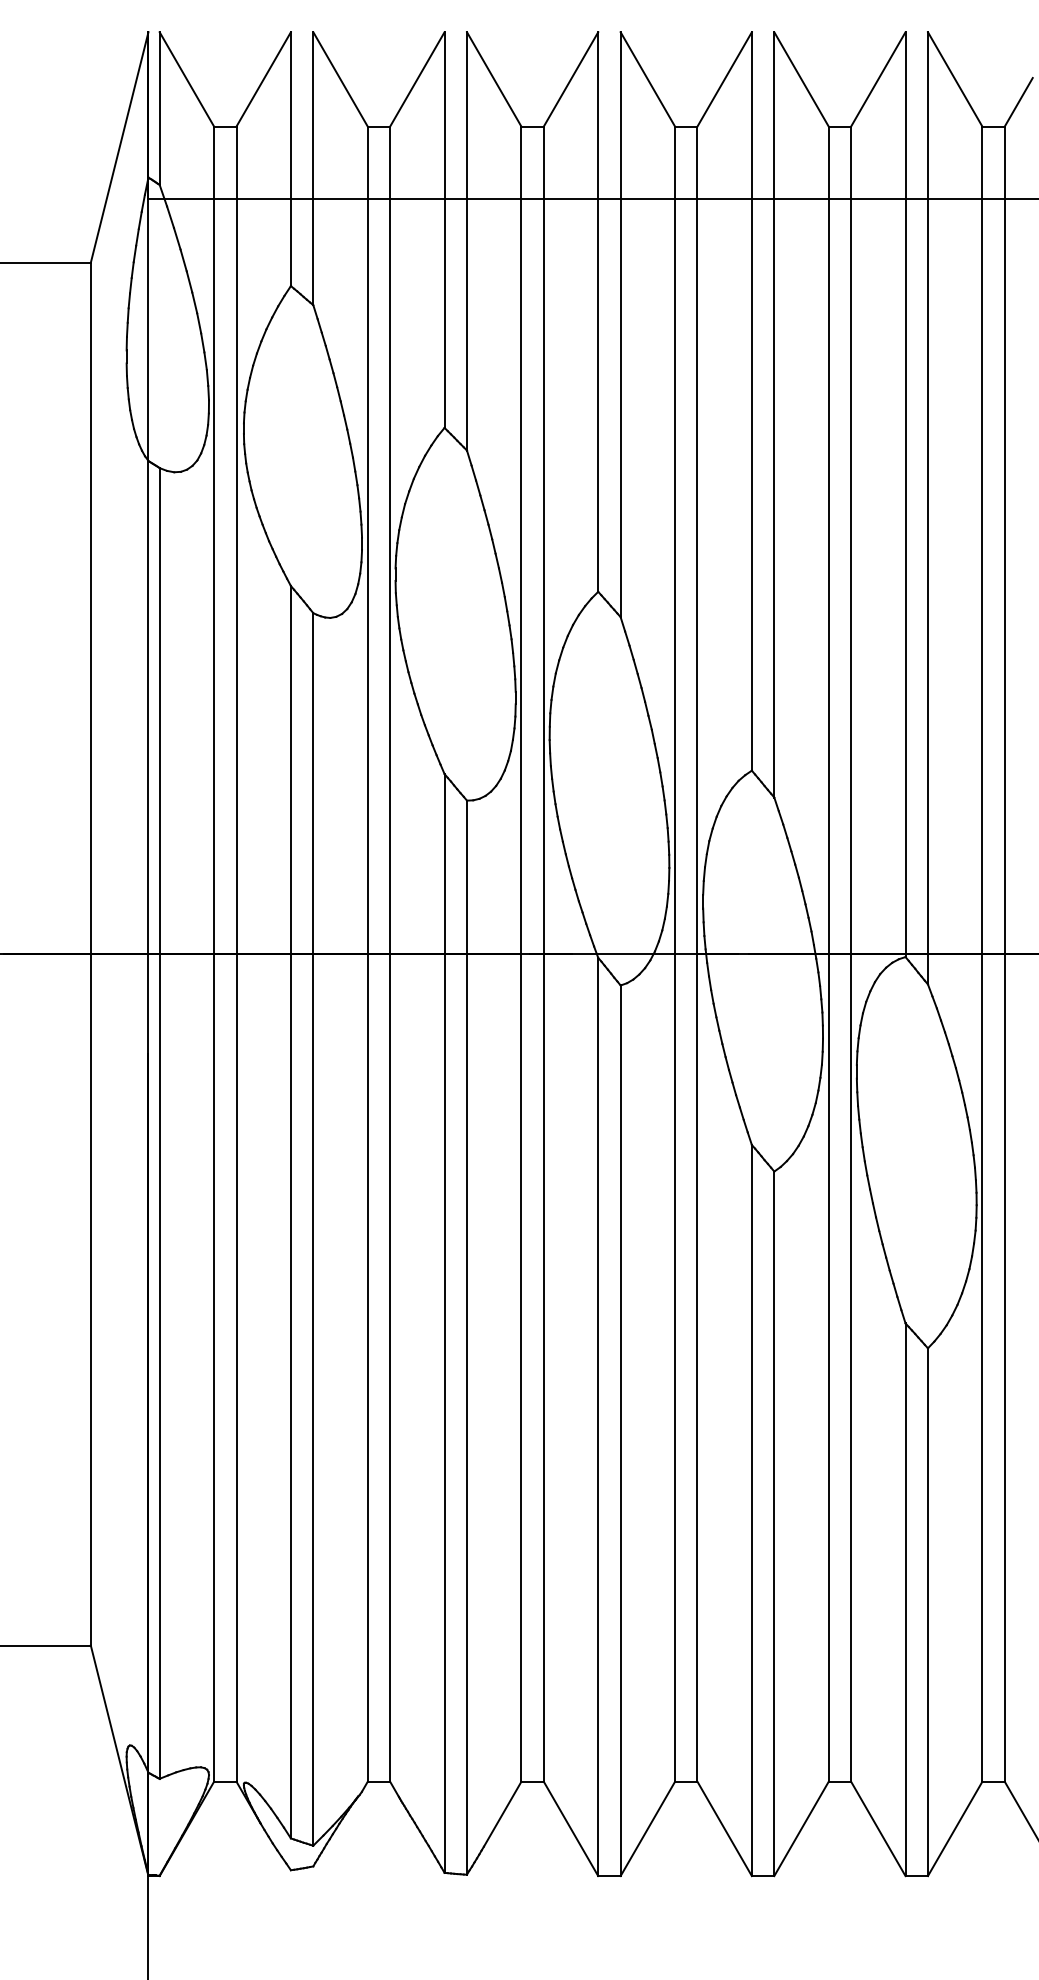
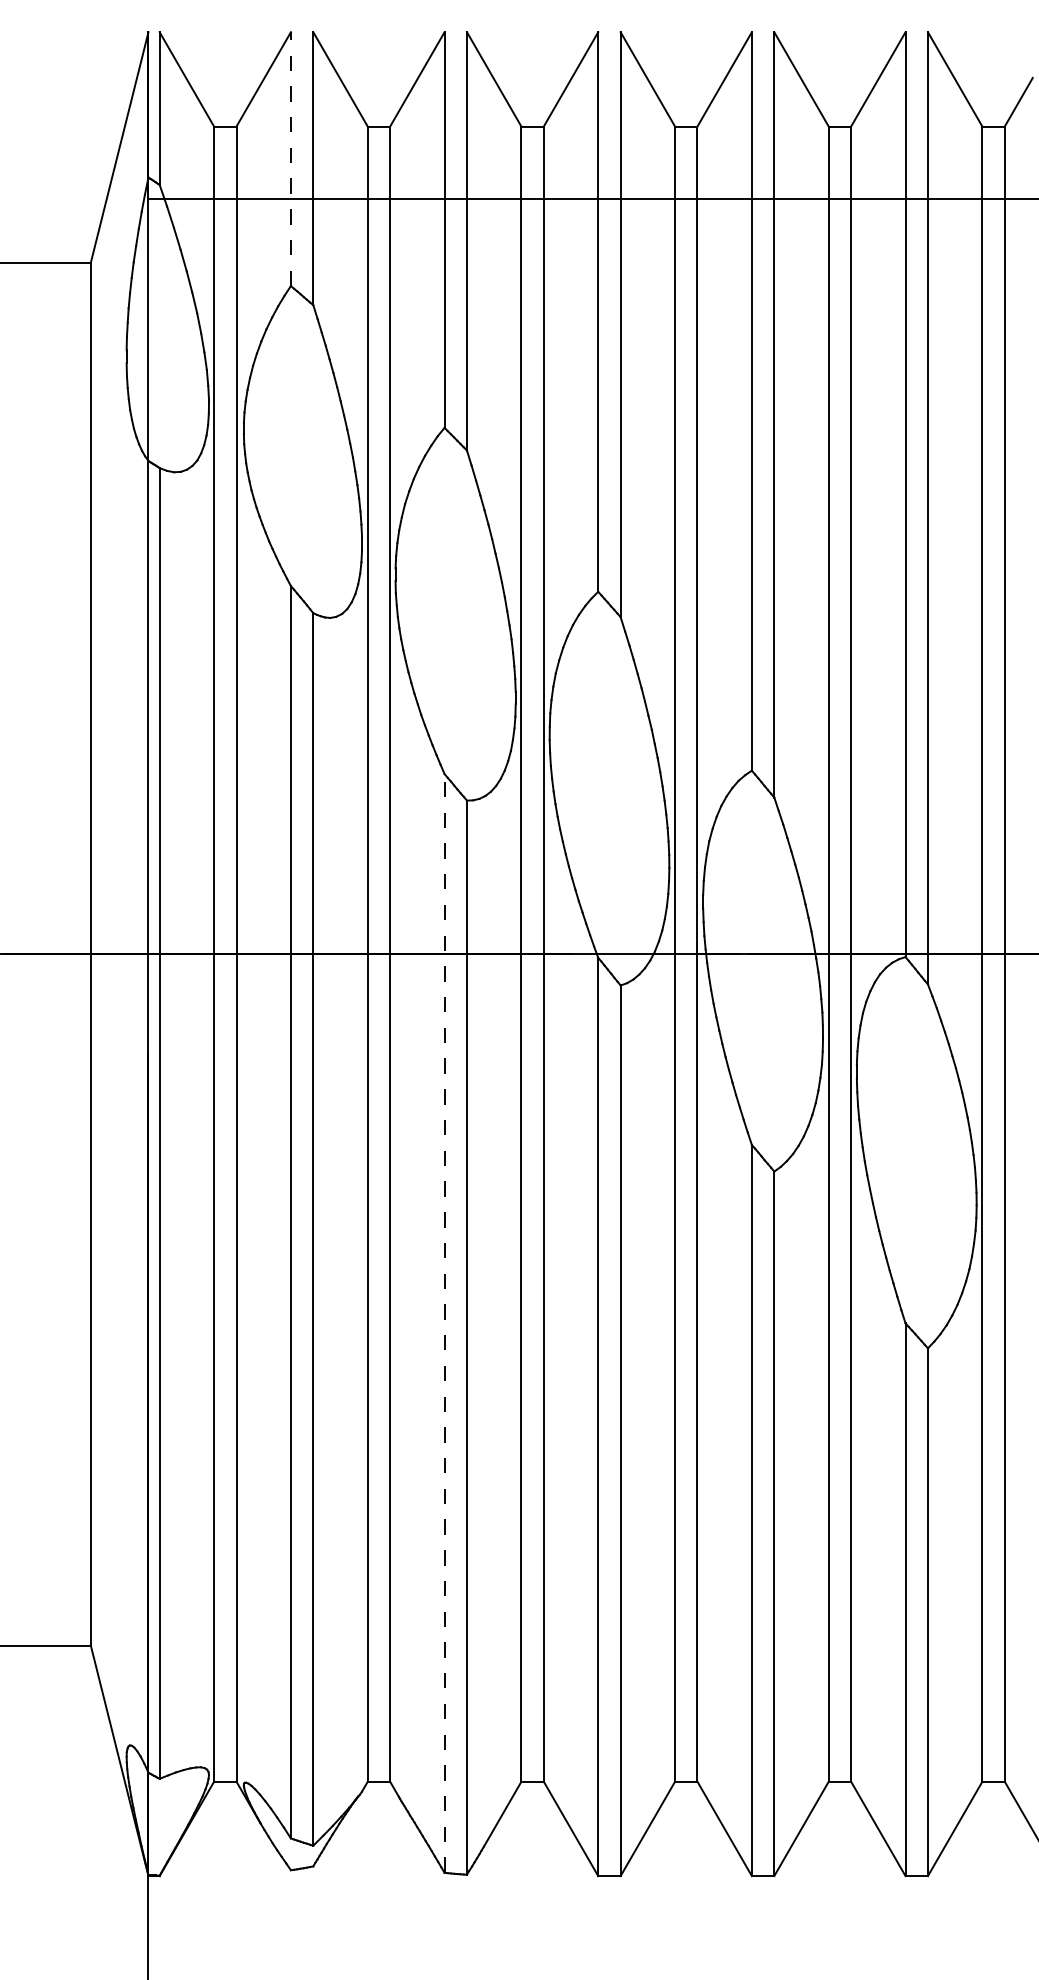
line: solid -> dashed (290, 159)
line: solid -> dashed (444, 1322)
